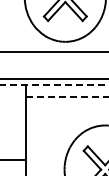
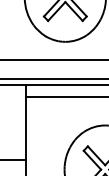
line position: (53, 52) -> (53, 60) (53, 60)
line: dashed -> solid (54, 85)
line: dashed -> solid (68, 97)
